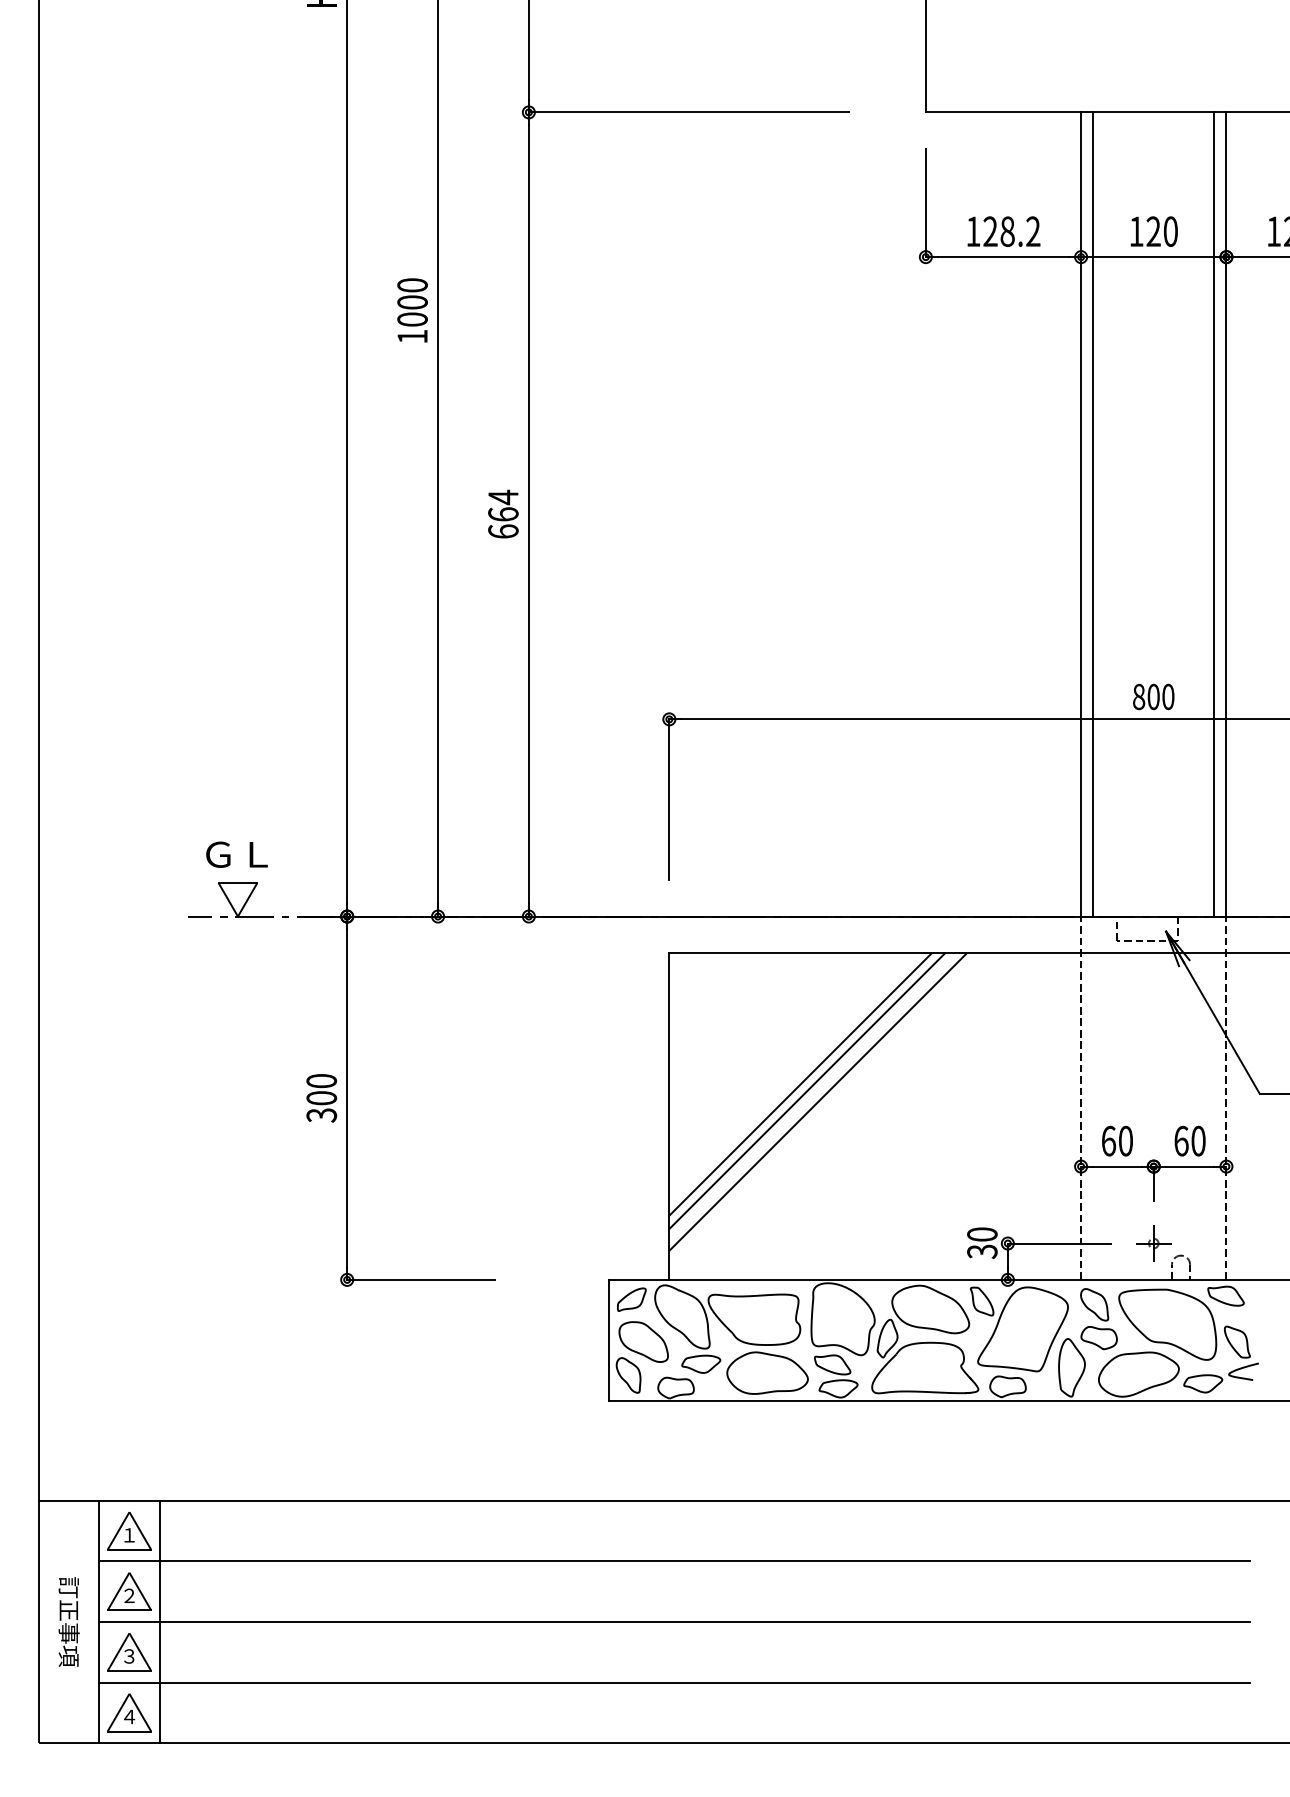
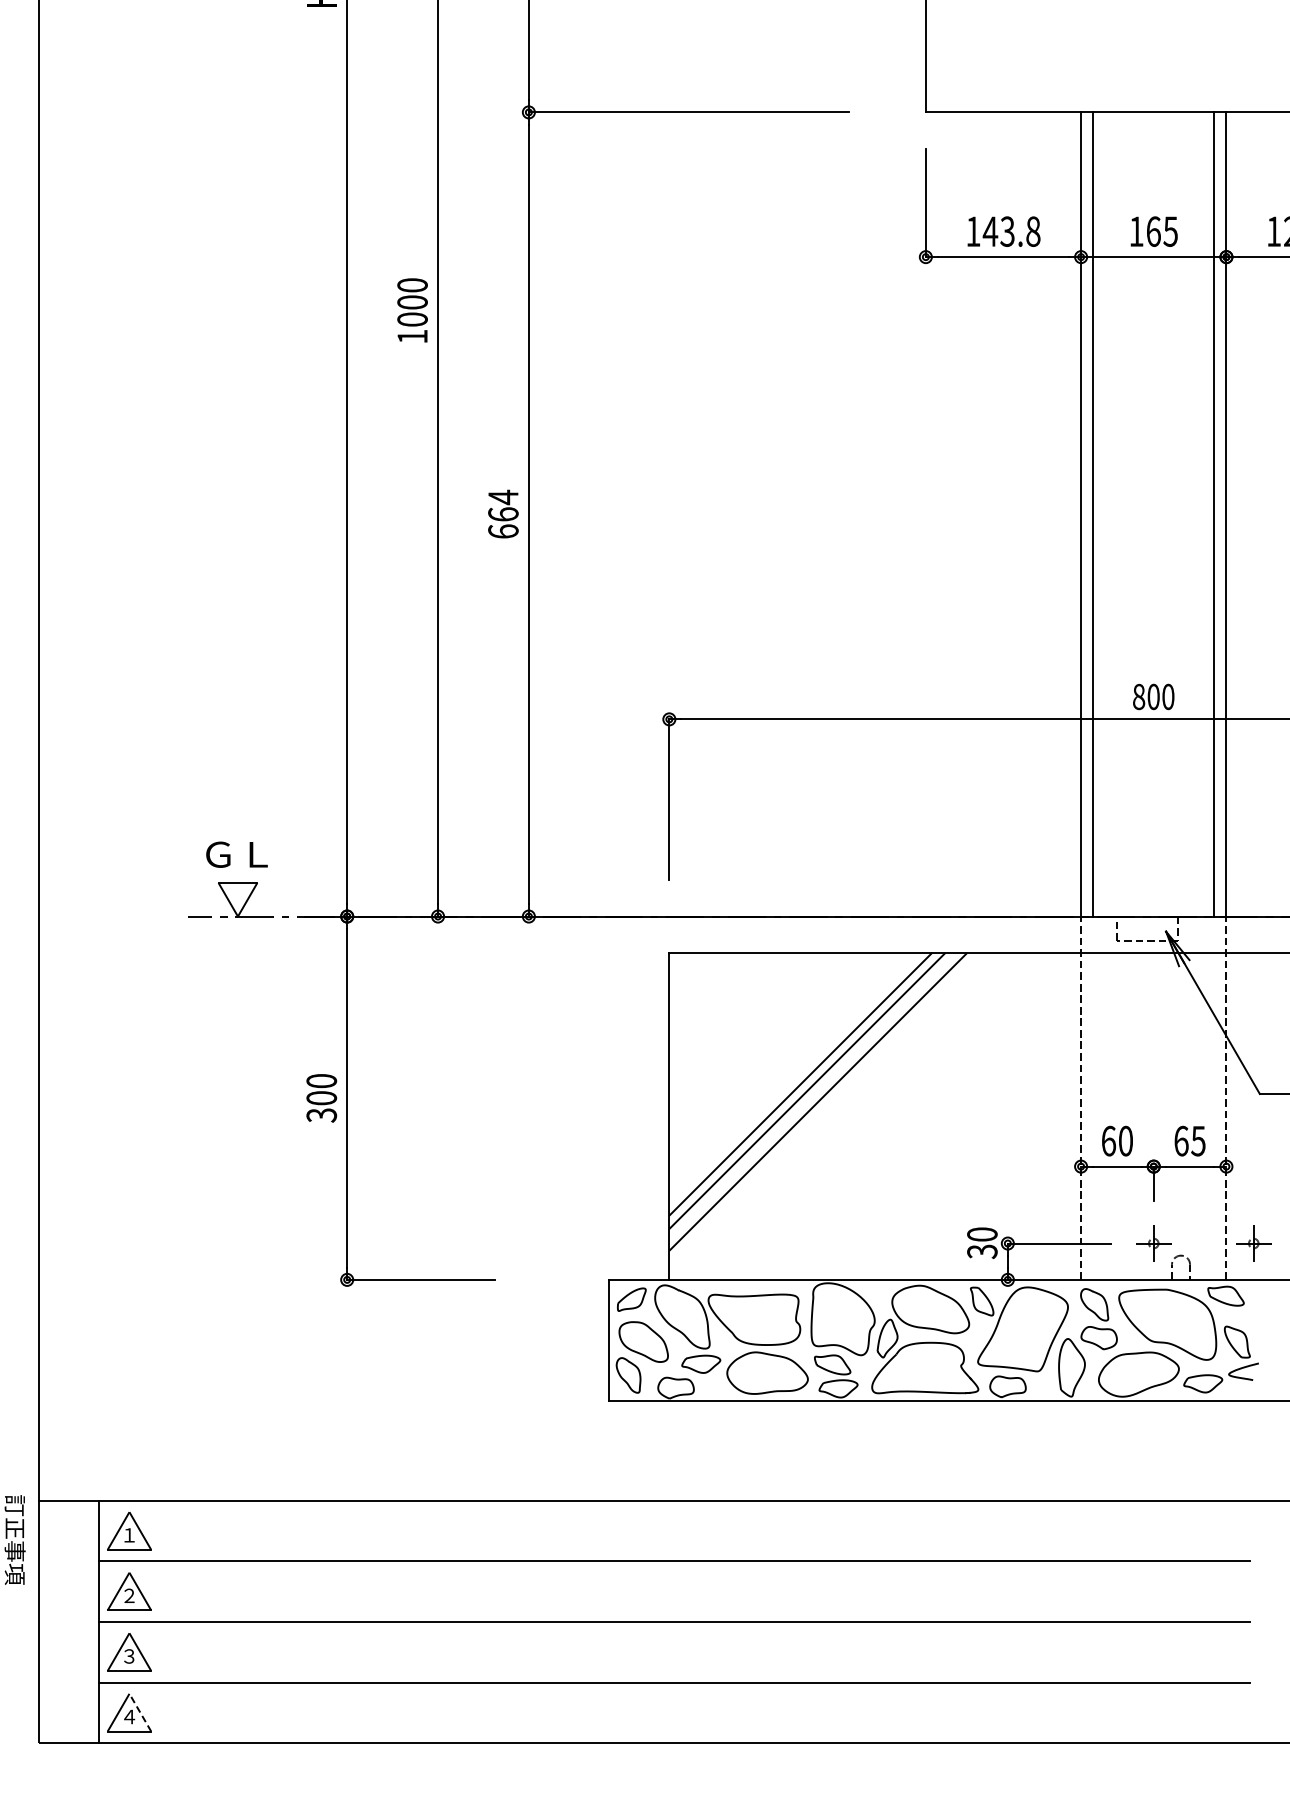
text: 128.2 -> 143.8 (1011, 231)
text: 120 -> 165 (1161, 231)
text: 60 -> 65 (1198, 1140)
part: none -> present (1253, 1243)
text position: (68, 1621) -> (14, 1539) (14, 1539)
line: present -> none (159, 1621)
line: solid -> dashed (140, 1712)
